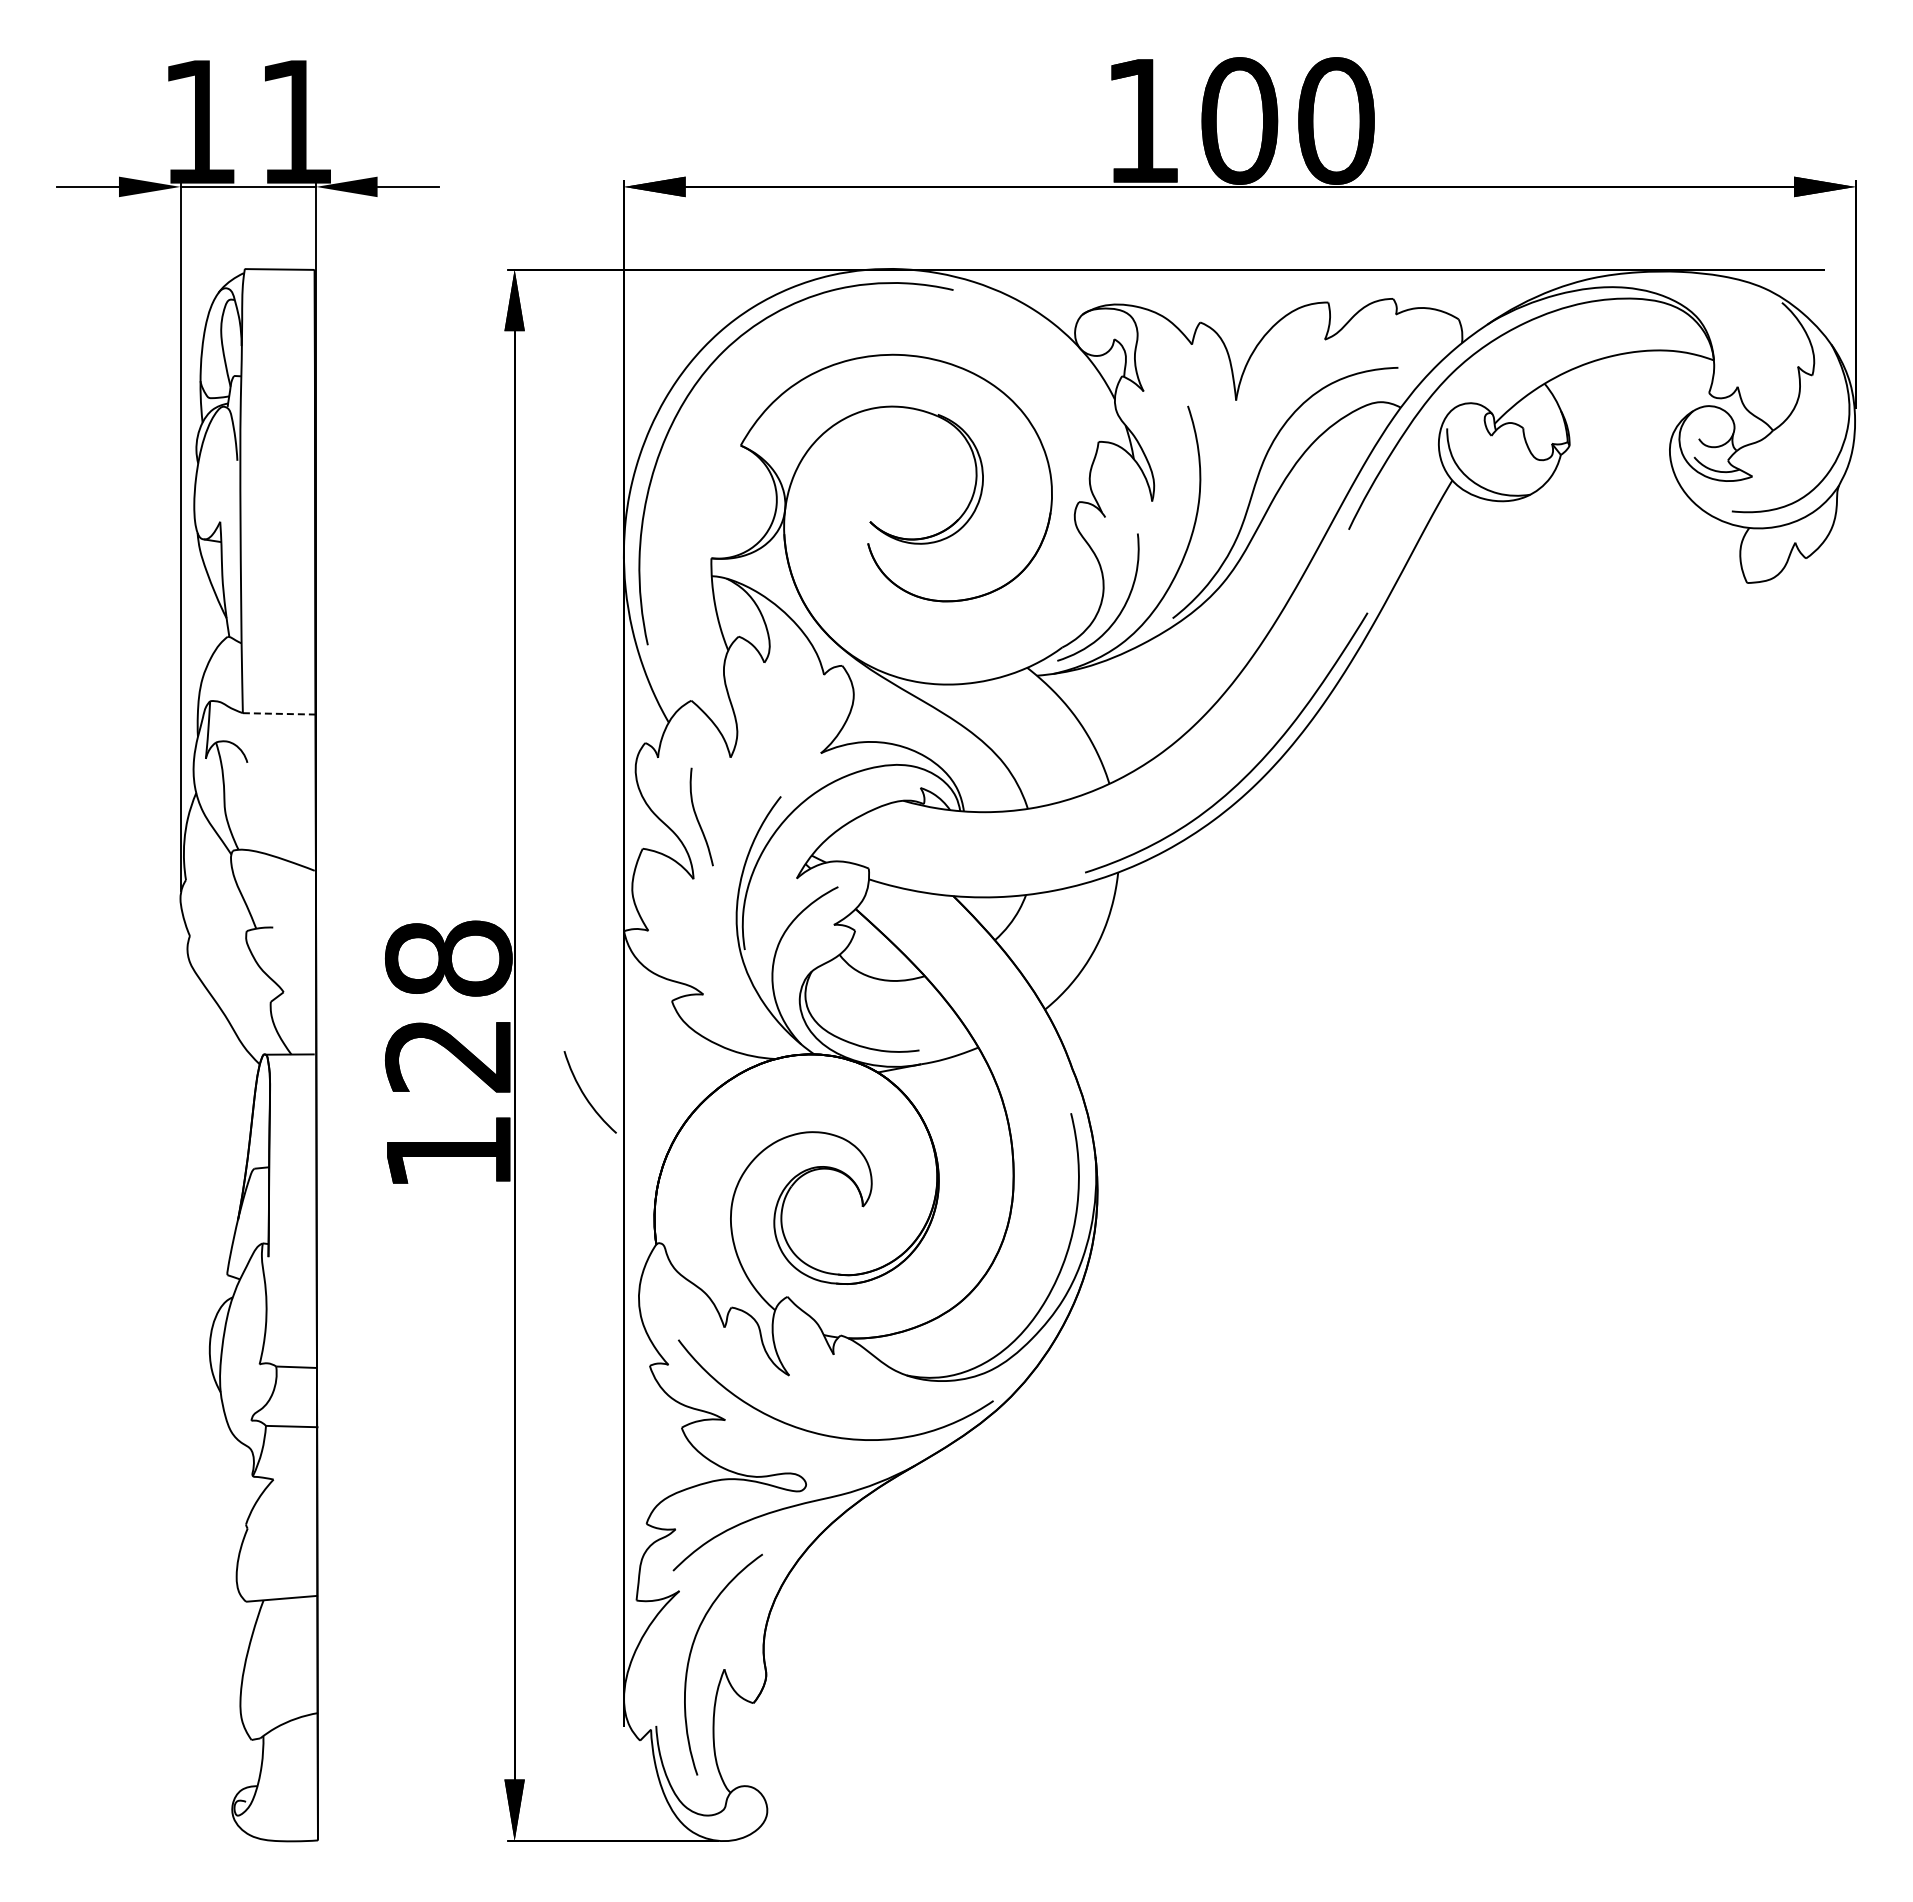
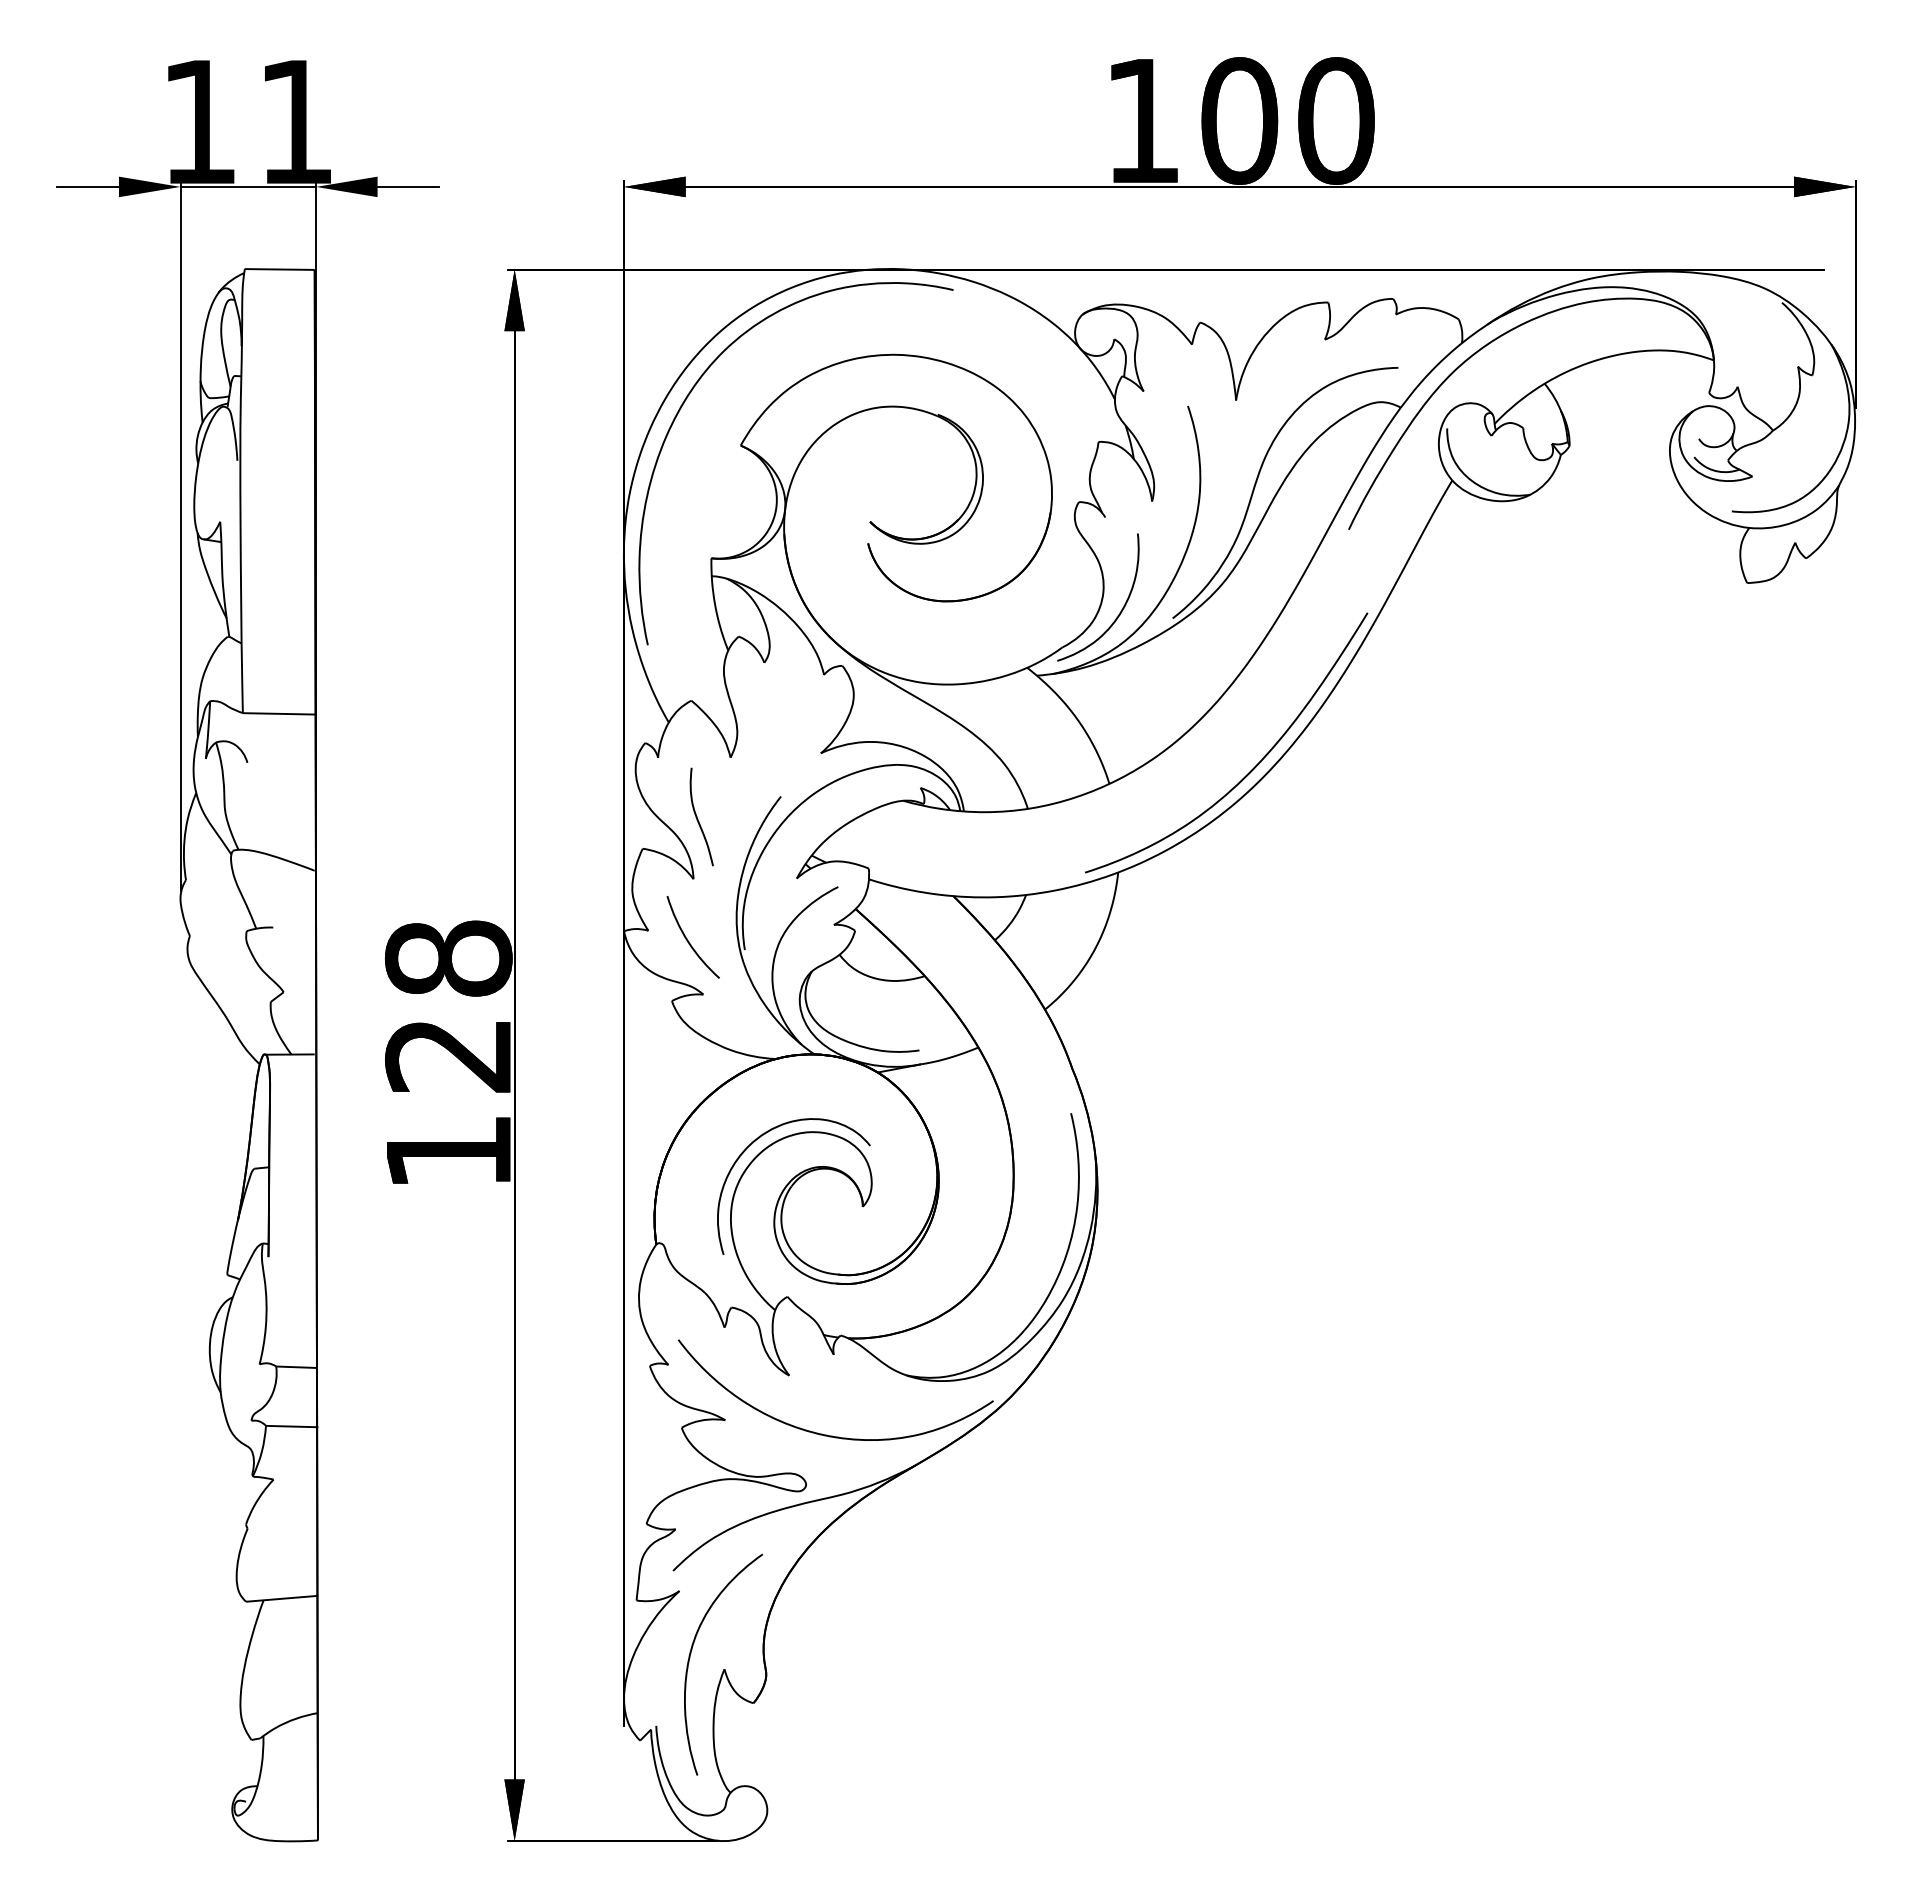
line: dashed -> solid (279, 713)
curve position: (585, 1095) -> (688, 940) (688, 940)
curve: none -> present (758, 1139)
